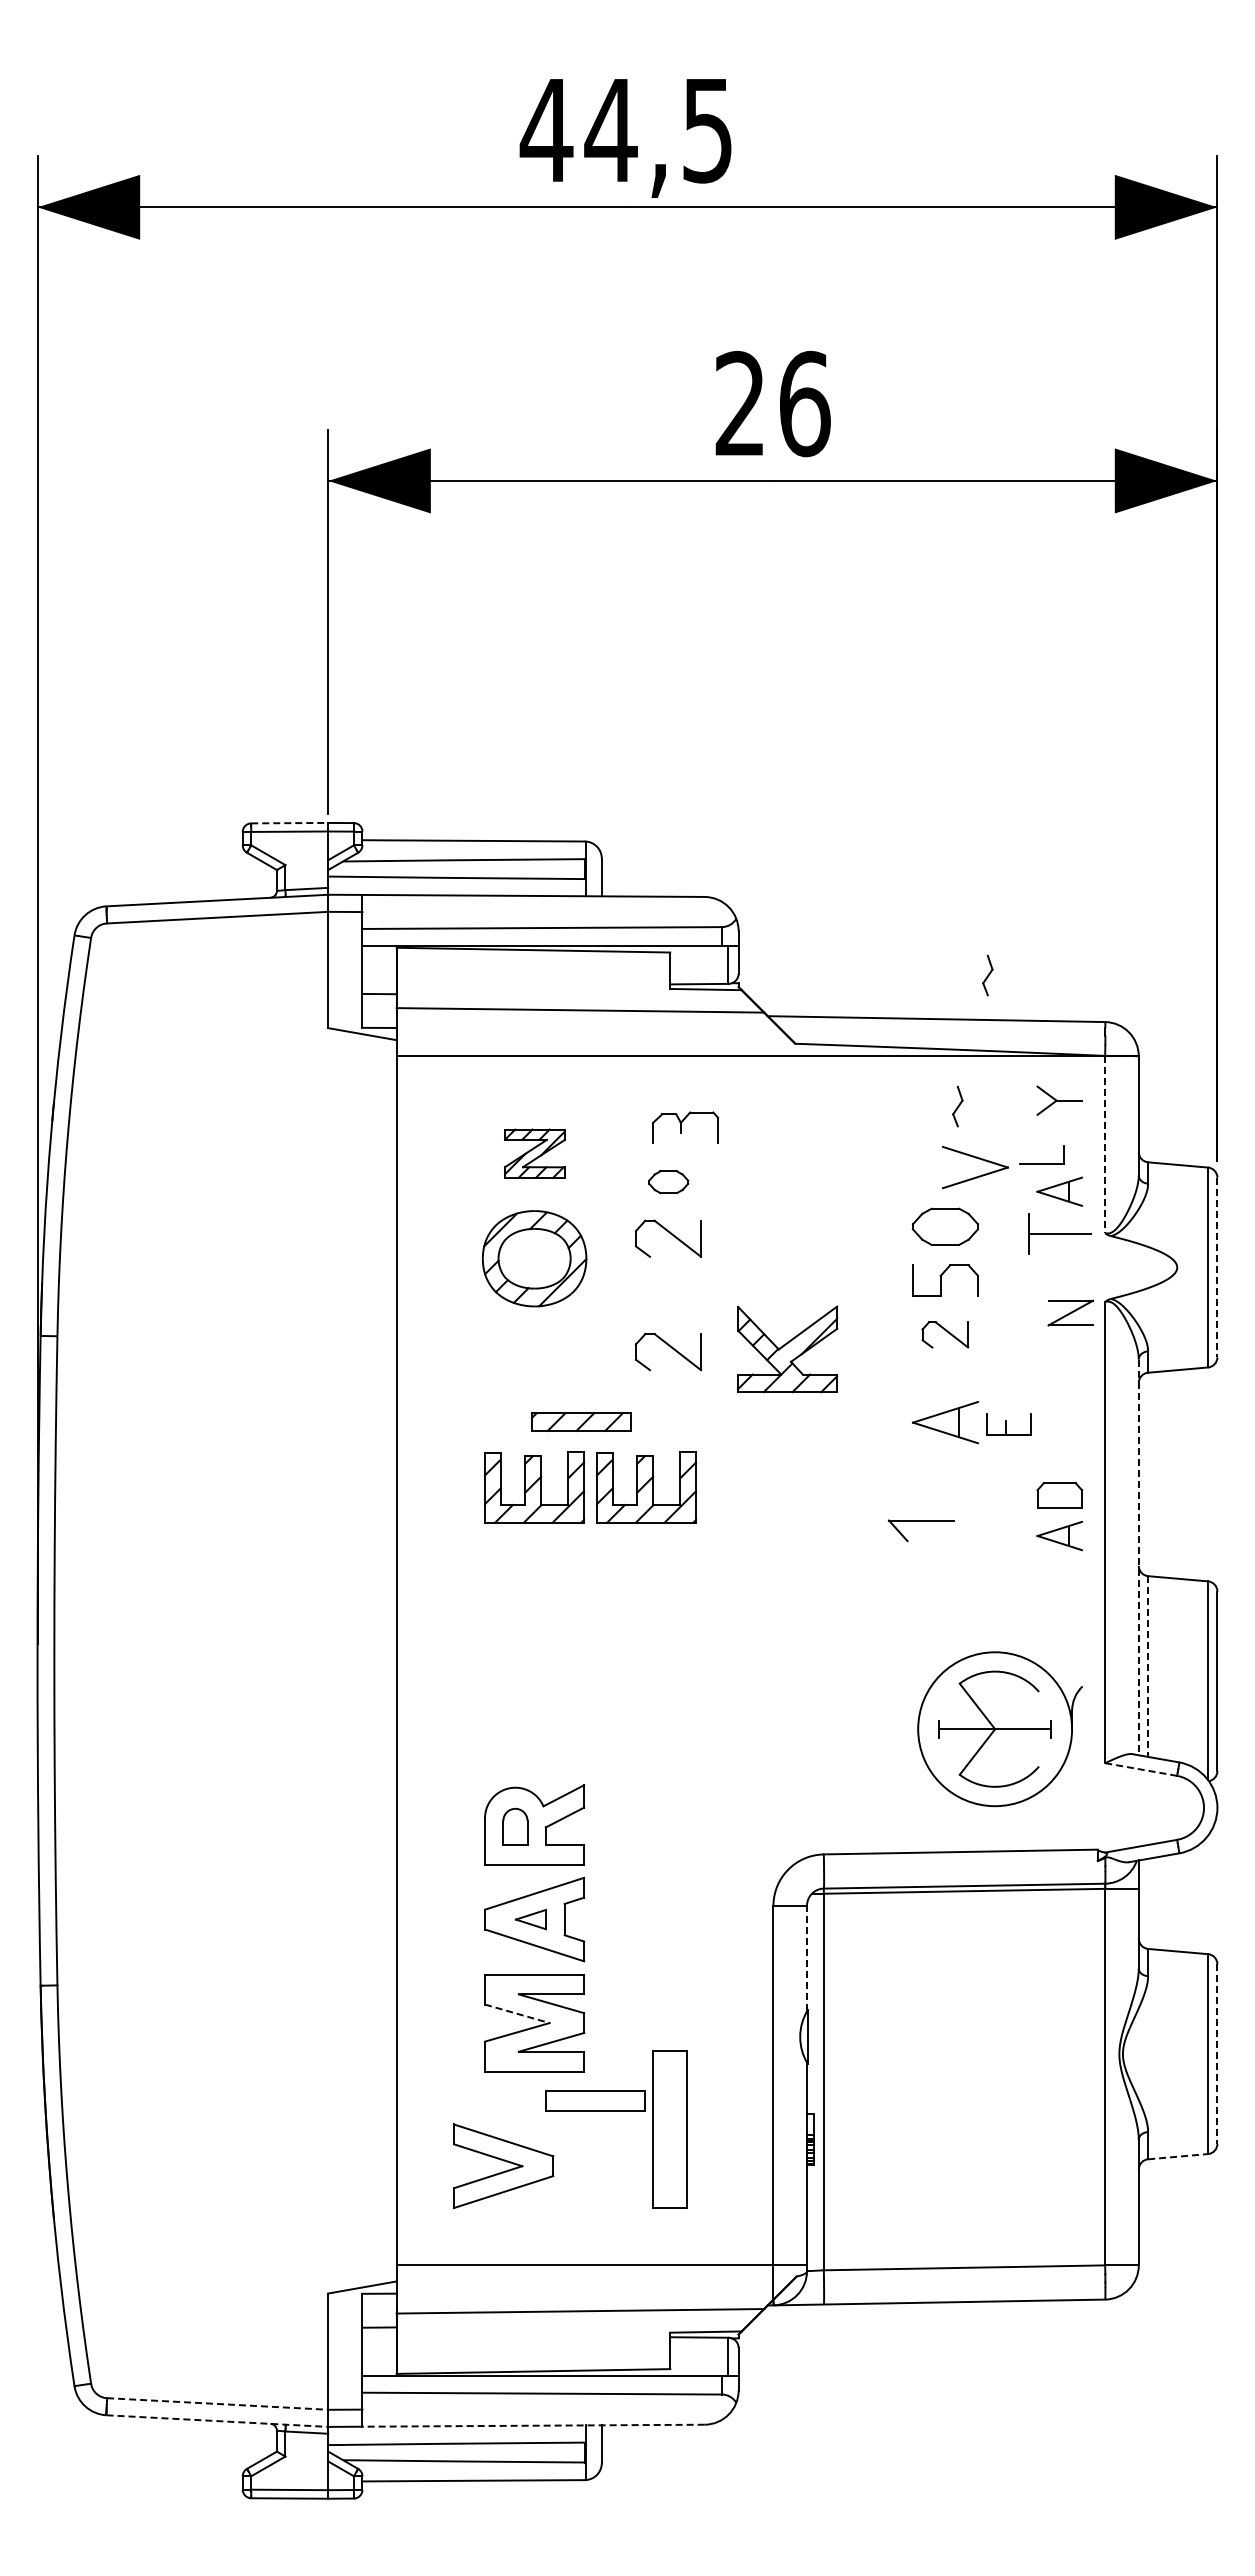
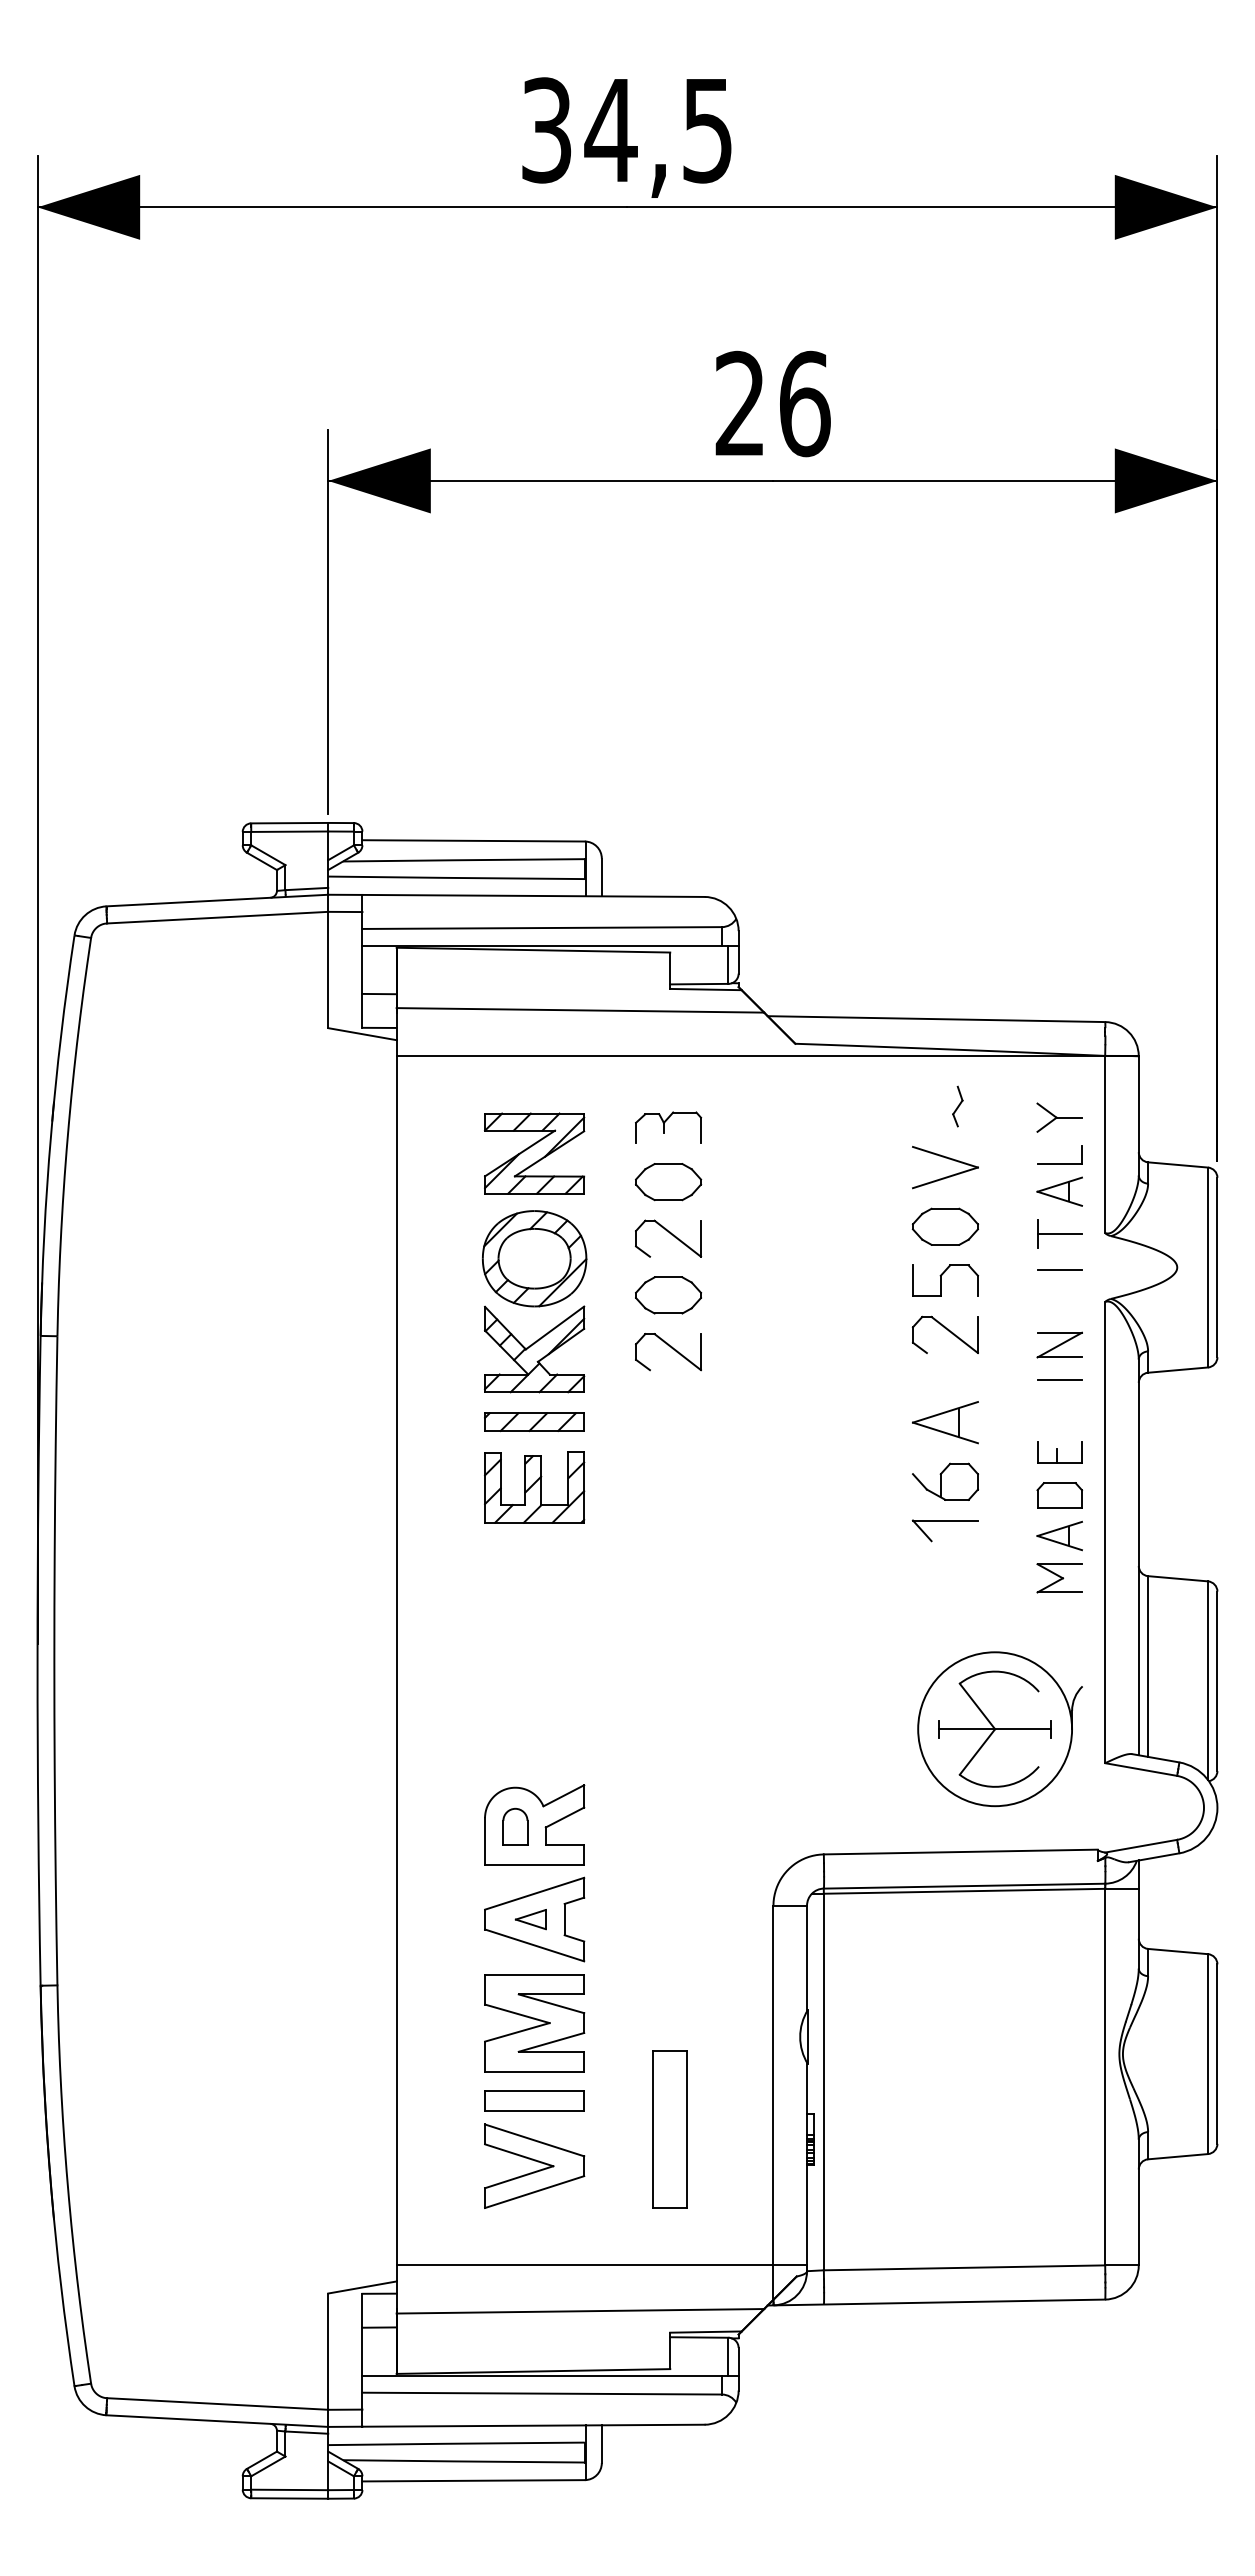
text: 44,5 -> 34,5 (546, 130)
line: dashed -> solid (290, 823)
part: present -> none (987, 975)
part position: (1059, 1100) -> (1059, 1117) (1059, 1117)
part position: (685, 1127) -> (668, 1127) (668, 1127)
line: dashed -> solid (1105, 1144)
part size: 62x51 px -> 102x83 px (534, 1153)
part position: (978, 1159) -> (948, 1159) (948, 1159)
part position: (1041, 1163) -> (1059, 1163) (1059, 1163)
part size: 42x25 px -> 68x39 px (668, 1182)
part size: 64x42 px -> 46x30 px (1059, 1233)
line: dashed -> solid (1217, 1267)
line: none -> present (1059, 1270)
part: none -> present (668, 1295)
part position: (1070, 1312) -> (1059, 1344) (1059, 1344)
part size: 49x28 px -> 68x39 px (944, 1334)
part position: (787, 1349) -> (534, 1349) (534, 1349)
line: none -> present (1059, 1379)
part position: (581, 1421) -> (534, 1421) (534, 1421)
part position: (1008, 1424) -> (1059, 1452) (1059, 1452)
part: none -> present (945, 1481)
part: present -> none (646, 1487)
part position: (920, 1521) -> (944, 1521) (944, 1521)
line: dashed -> solid (1138, 1557)
part: none -> present (1059, 1578)
line: dashed -> solid (1148, 1667)
line: dashed -> solid (1141, 1769)
line: dashed -> solid (807, 1958)
line: dashed -> solid (517, 2013)
line: dashed -> solid (1217, 2054)
part position: (595, 2100) -> (534, 2100) (534, 2100)
line: dashed -> solid (1178, 2156)
part position: (503, 2165) -> (534, 2165) (534, 2165)
line: dashed -> solid (217, 2403)
line: dashed -> solid (217, 2421)
line: dashed -> solid (533, 2425)
